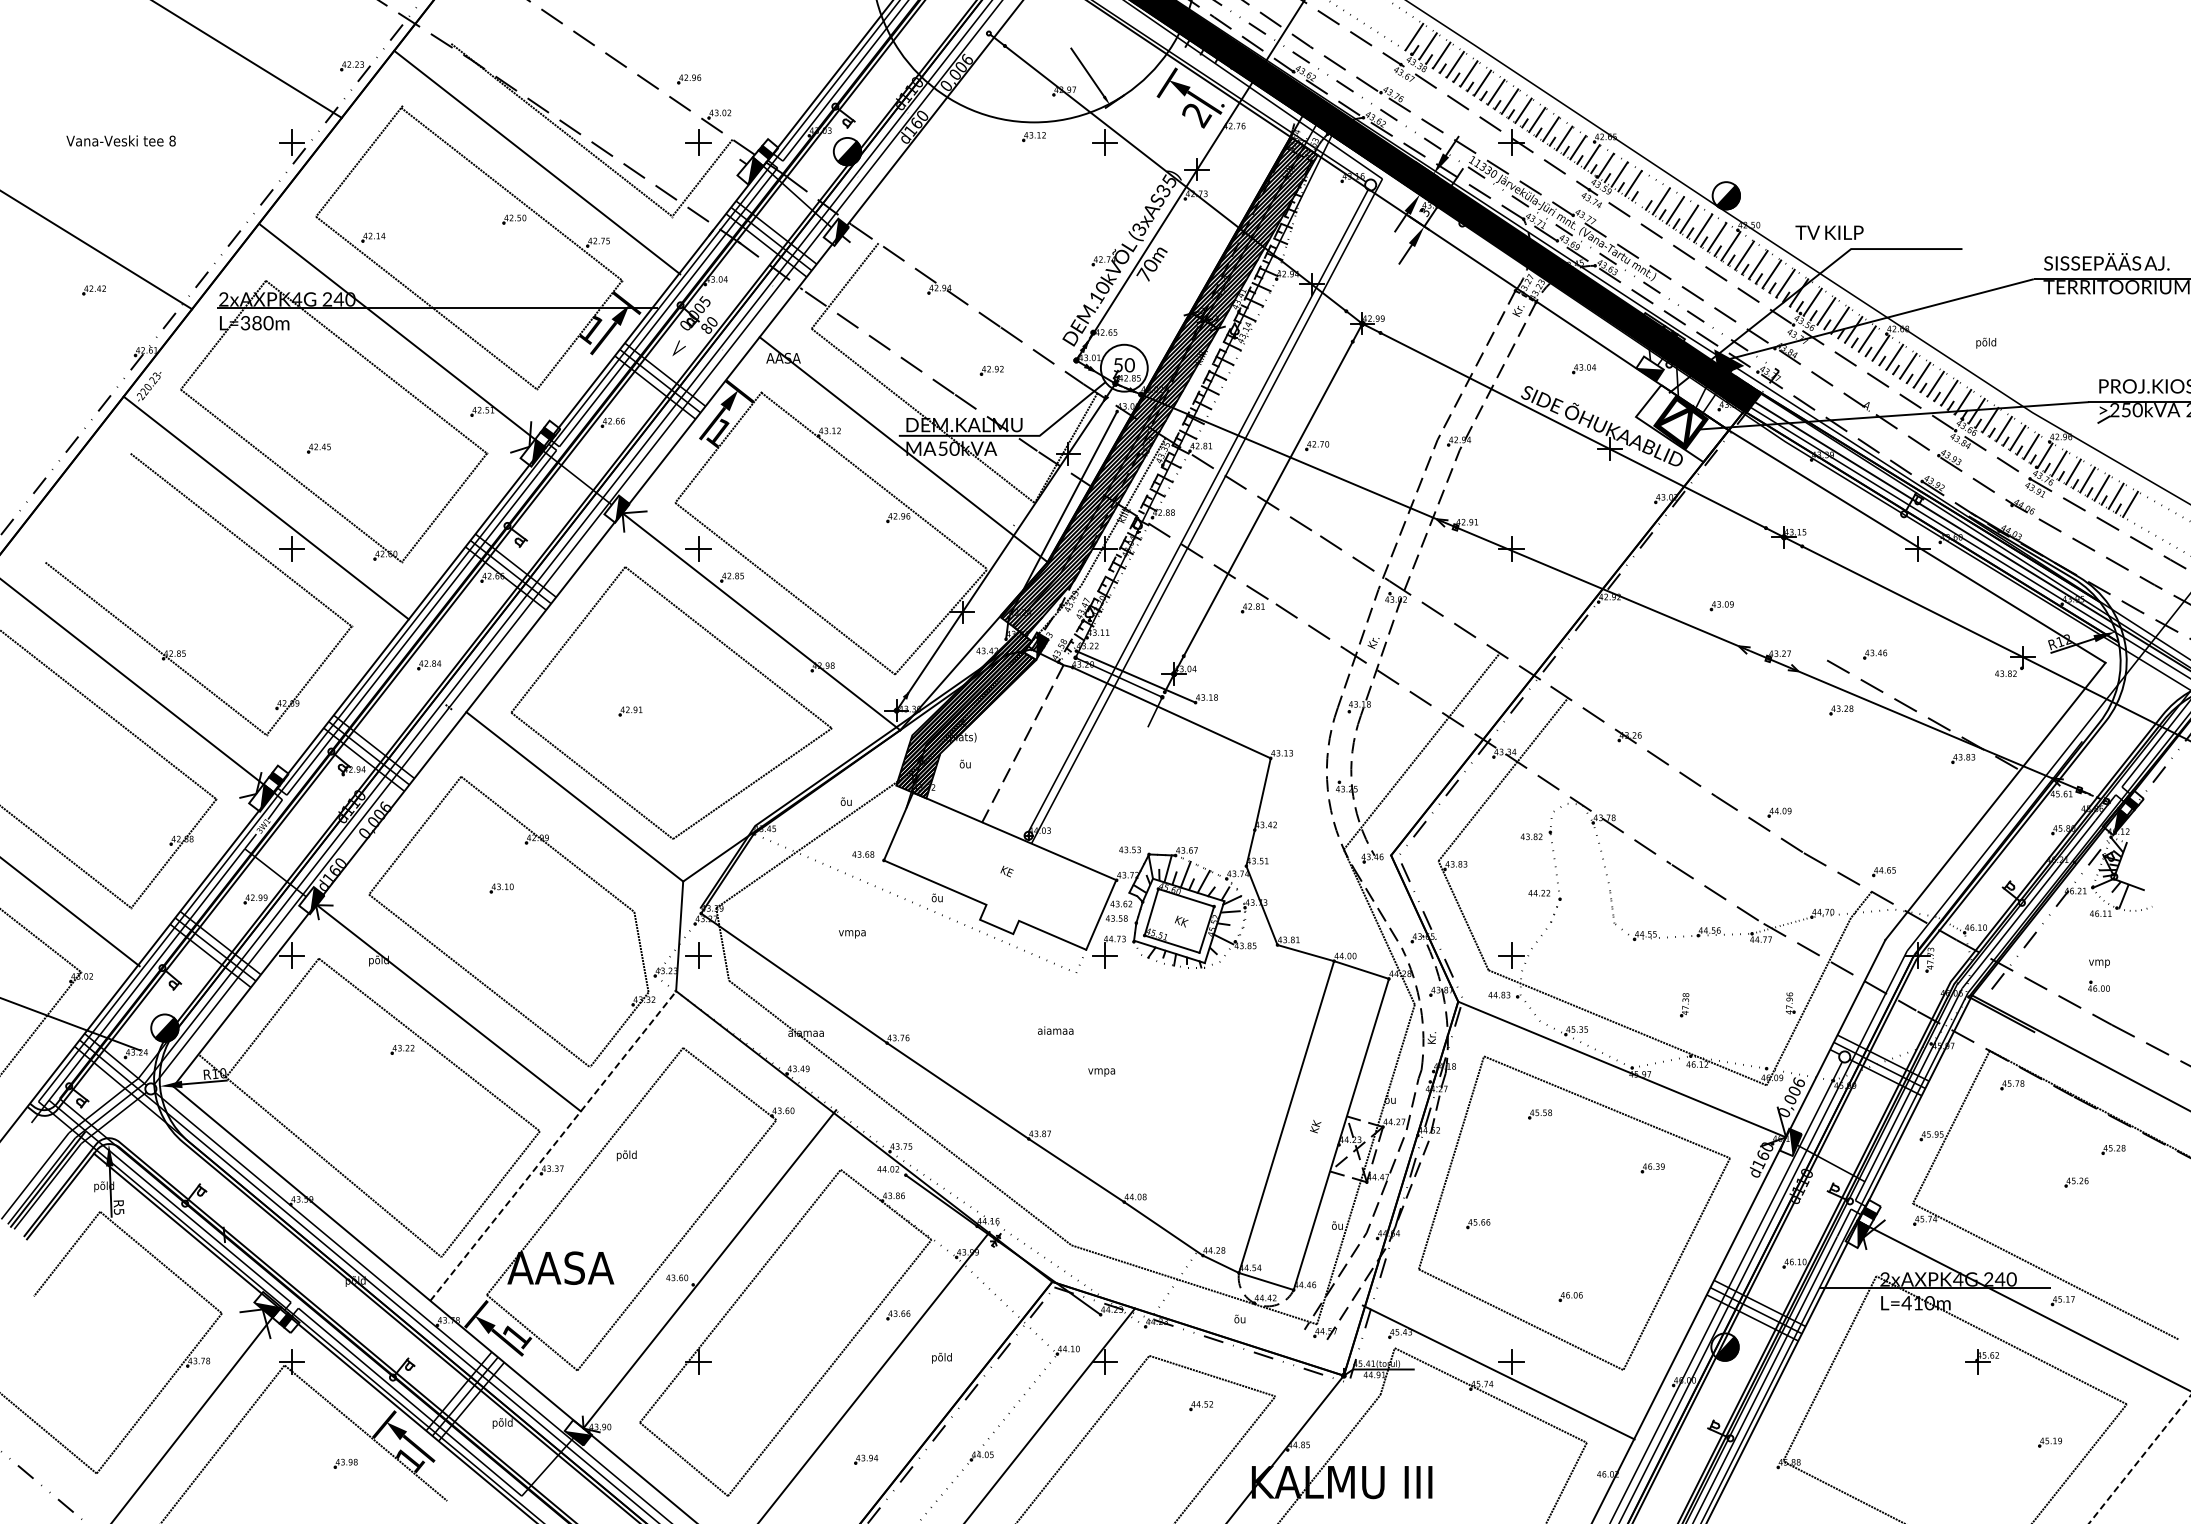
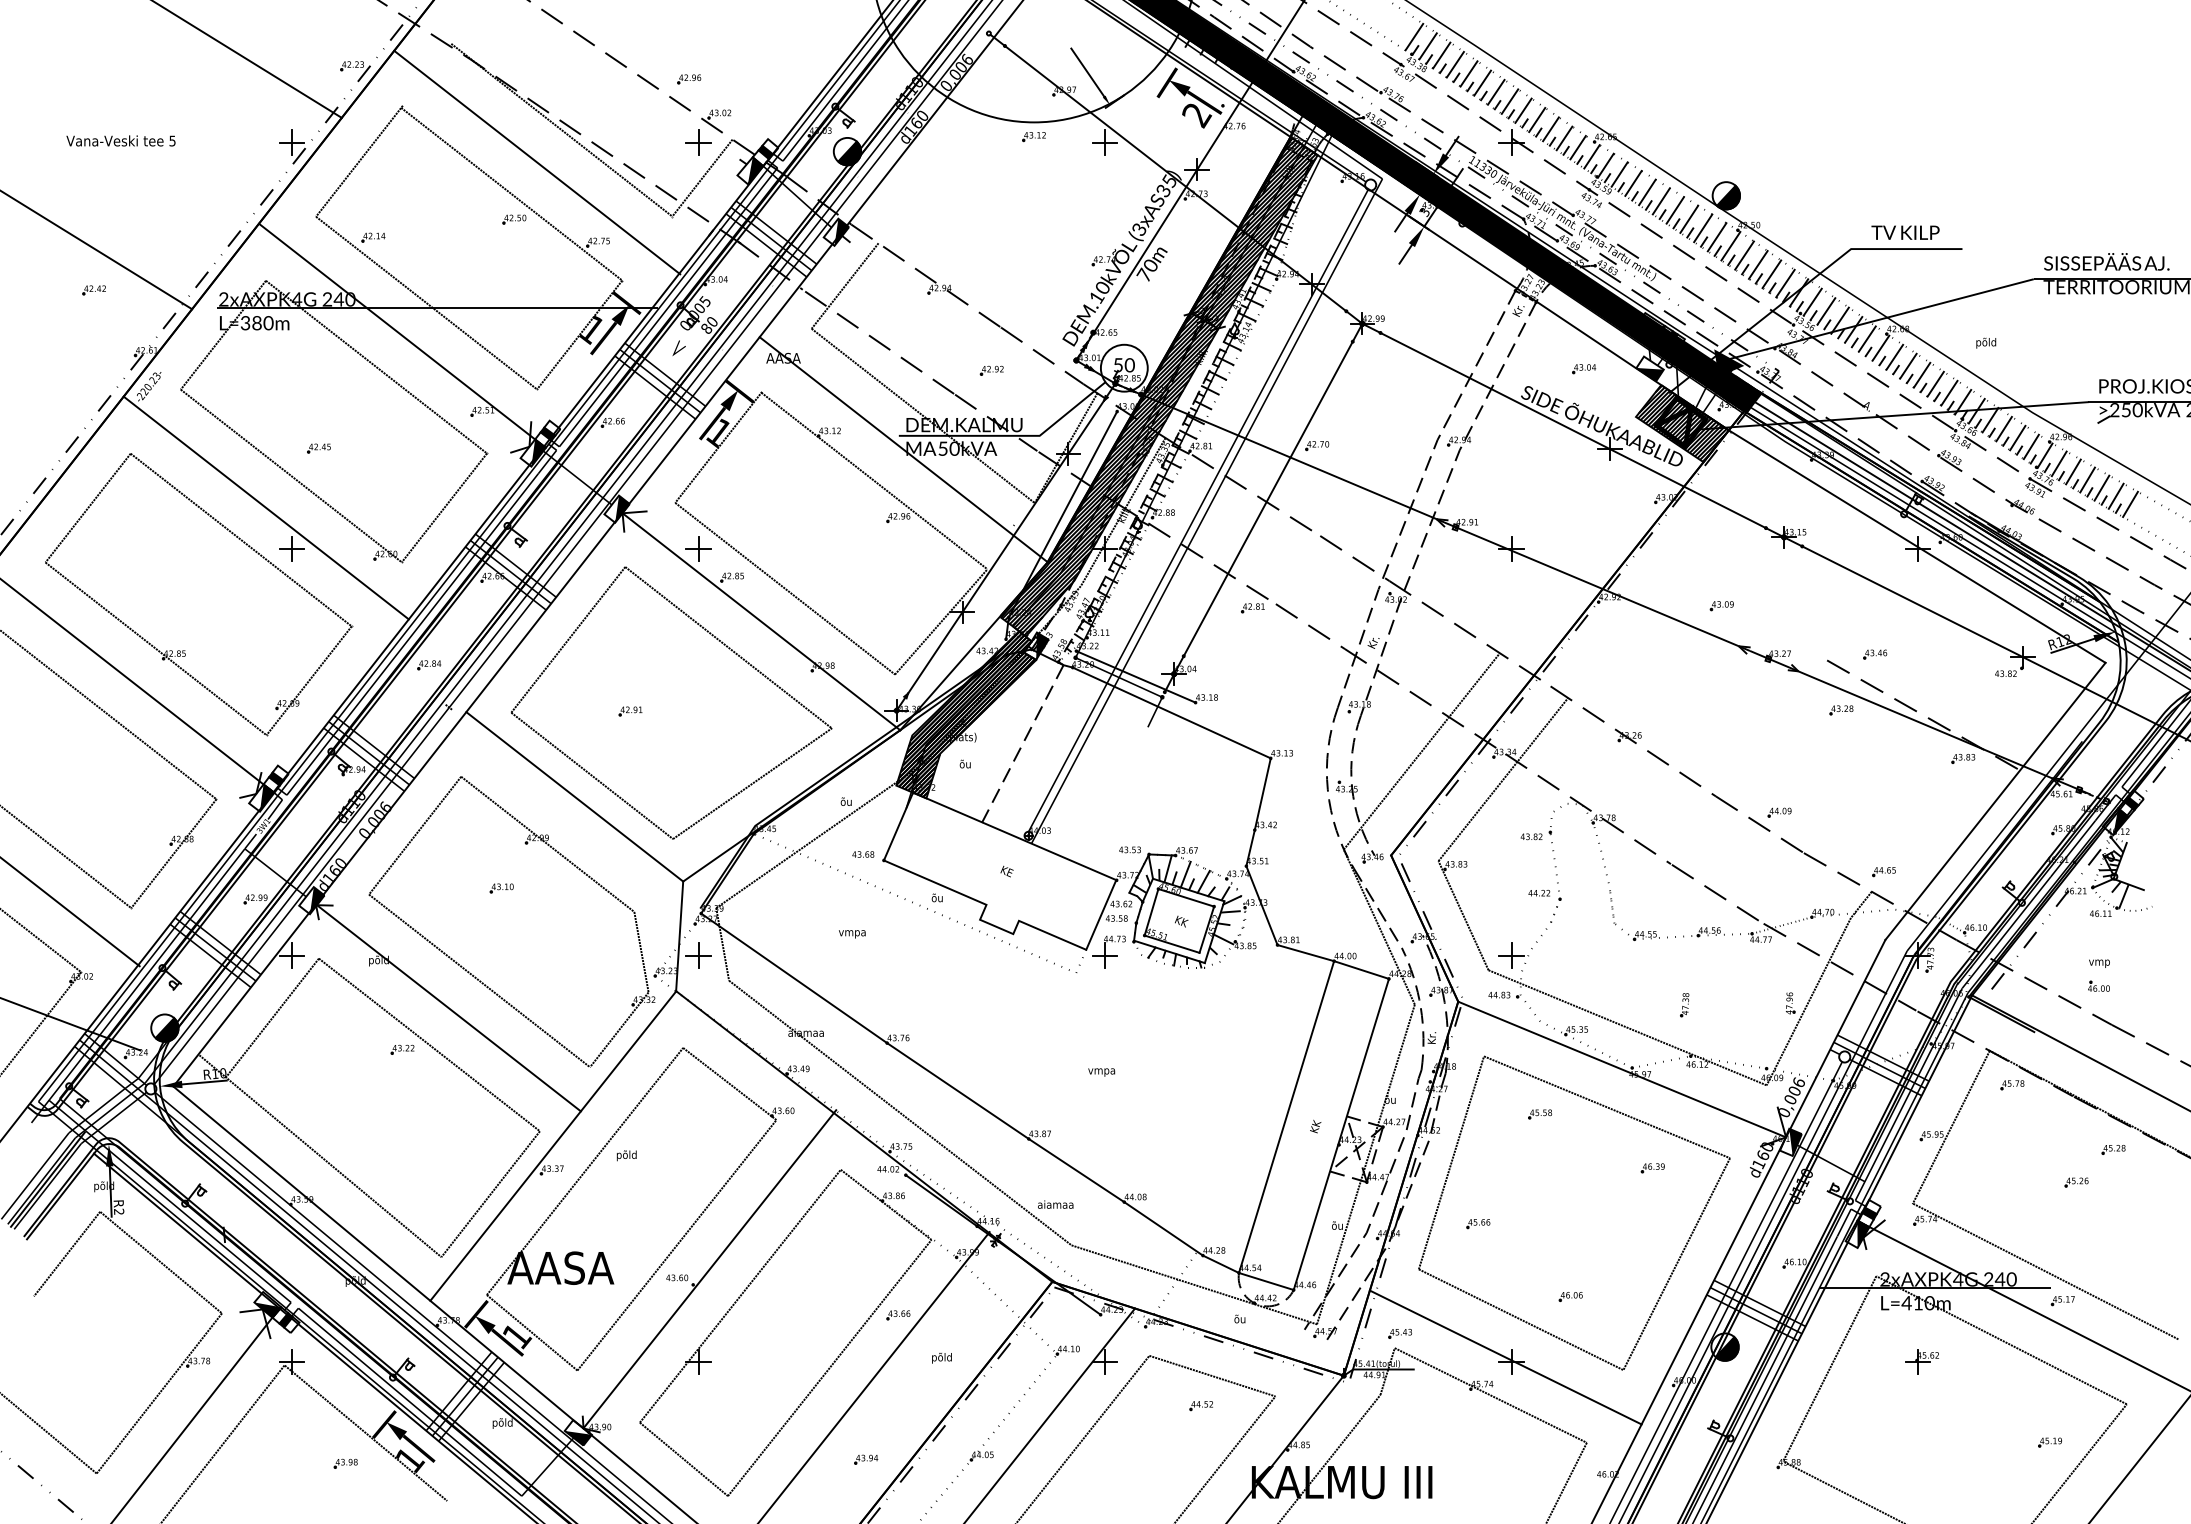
text: 8 -> 5 (172, 140)
line: none -> present (1647, 192)
text position: (1829, 232) -> (1905, 232) (1905, 232)
hatch: none -> present (1682, 423)
line: none -> present (87, 507)
text position: (1055, 1030) -> (1055, 1204) (1055, 1204)
line: dashed -> solid (553, 1146)
text: R5 -> R2 (118, 1211)
part position: (1981, 1361) -> (1921, 1361) (1921, 1361)
line position: (1498, 1372) -> (1505, 1357) (1505, 1357)
line: dashed -> solid (2139, 1459)
